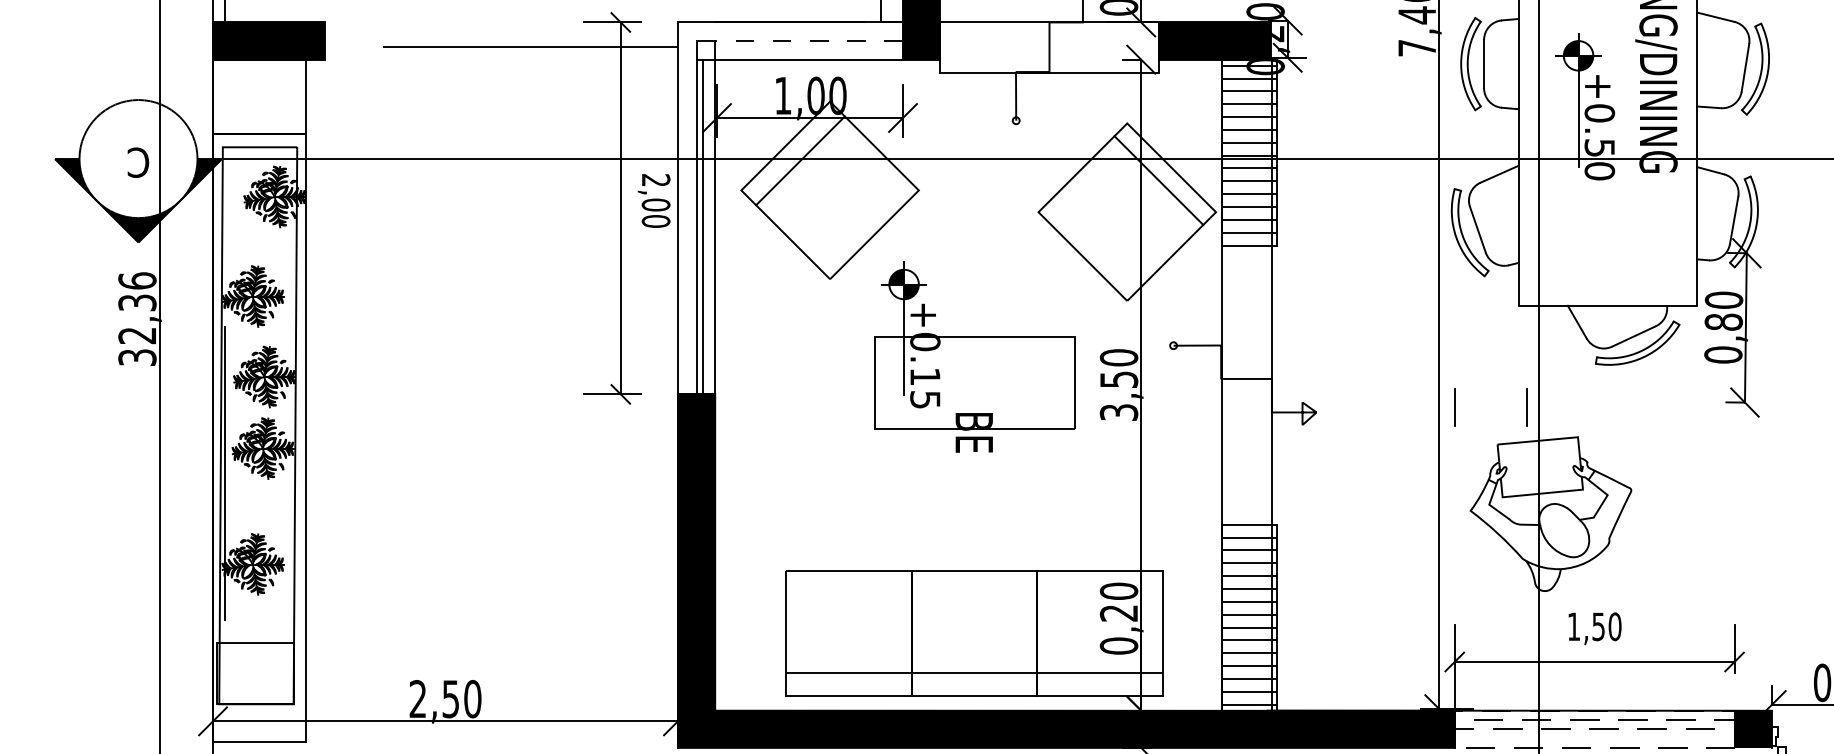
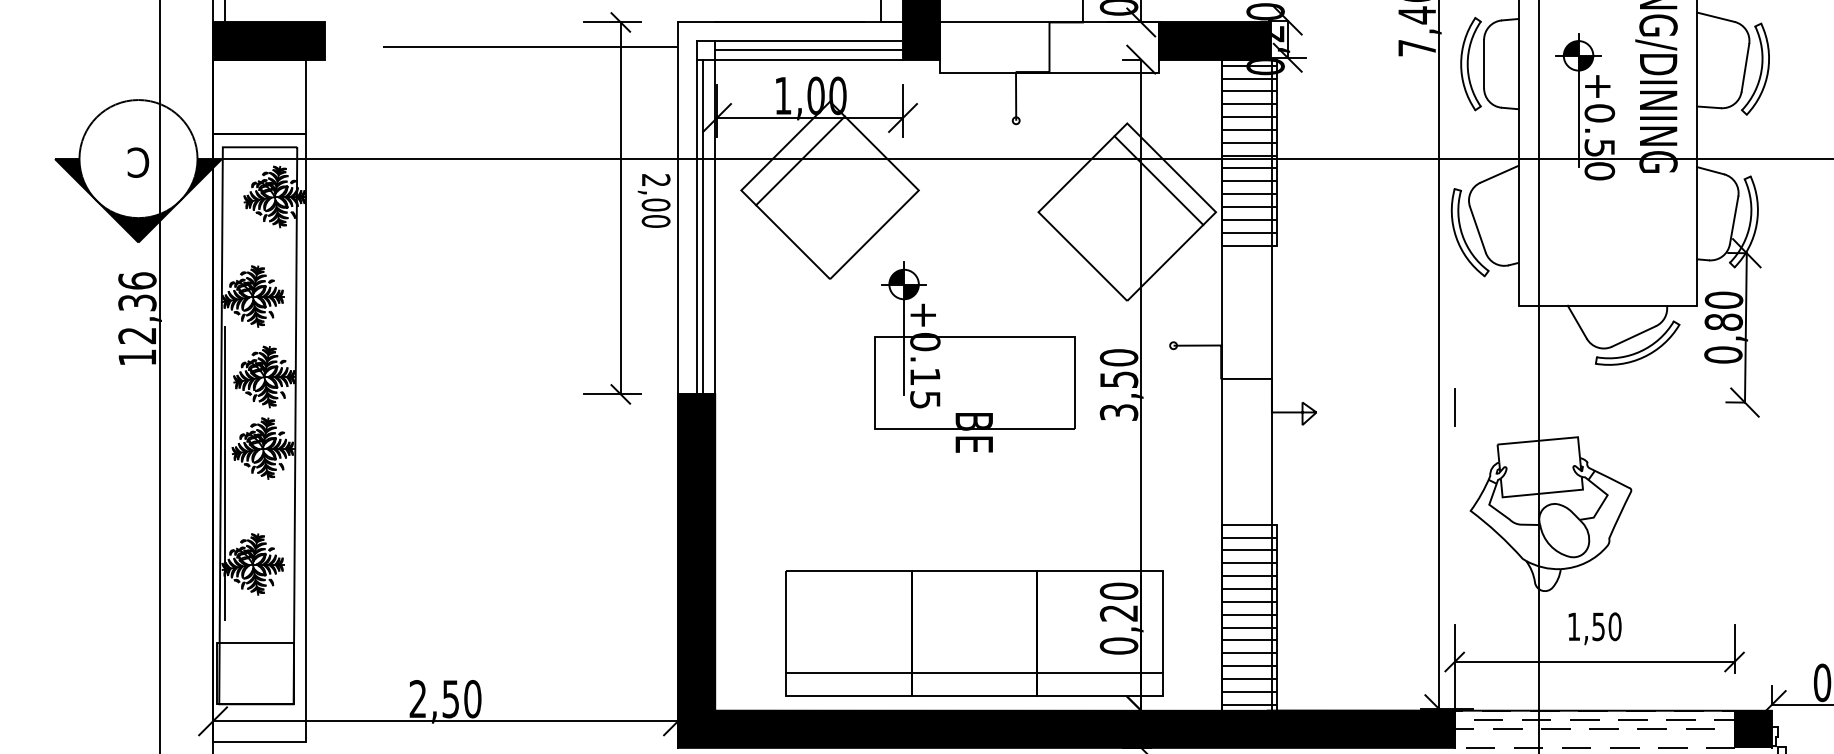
line: dashed -> solid (799, 41)
line: none -> present (809, 50)
text: 32,36 -> 12,36 (137, 357)
line: present -> none (1526, 407)
